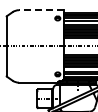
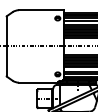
line: dashed -> solid (40, 10)
